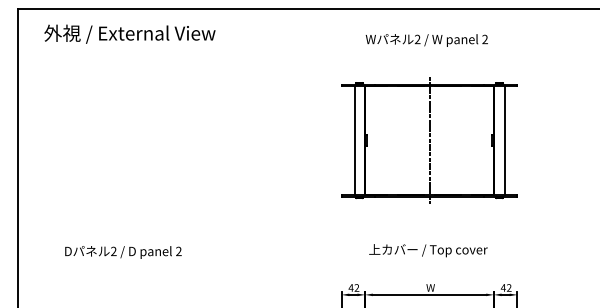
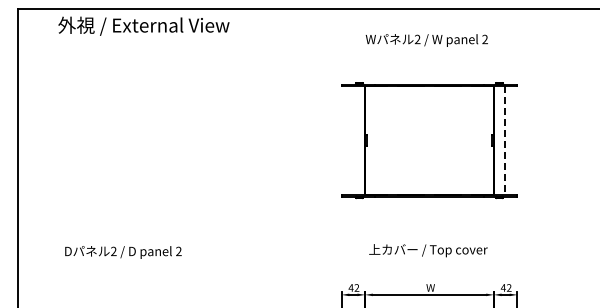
text position: (129, 33) -> (143, 25) (143, 25)
line: present -> none (354, 140)
line: present -> none (429, 140)
line: solid -> dashed (504, 141)
